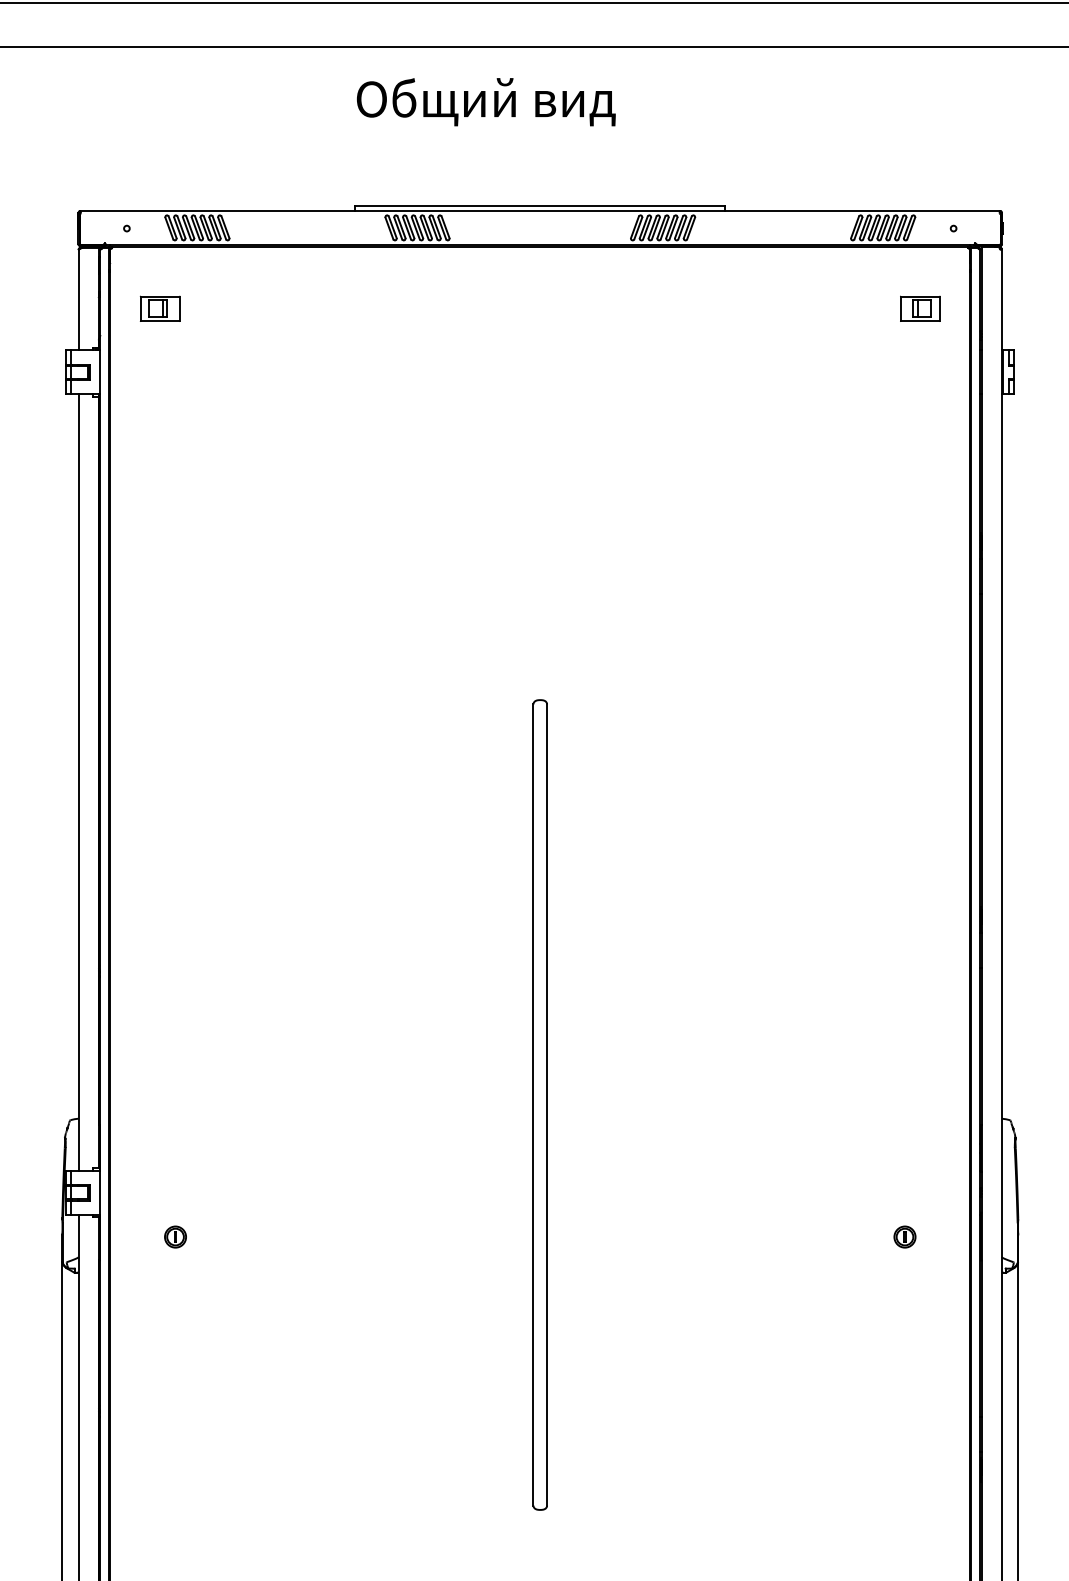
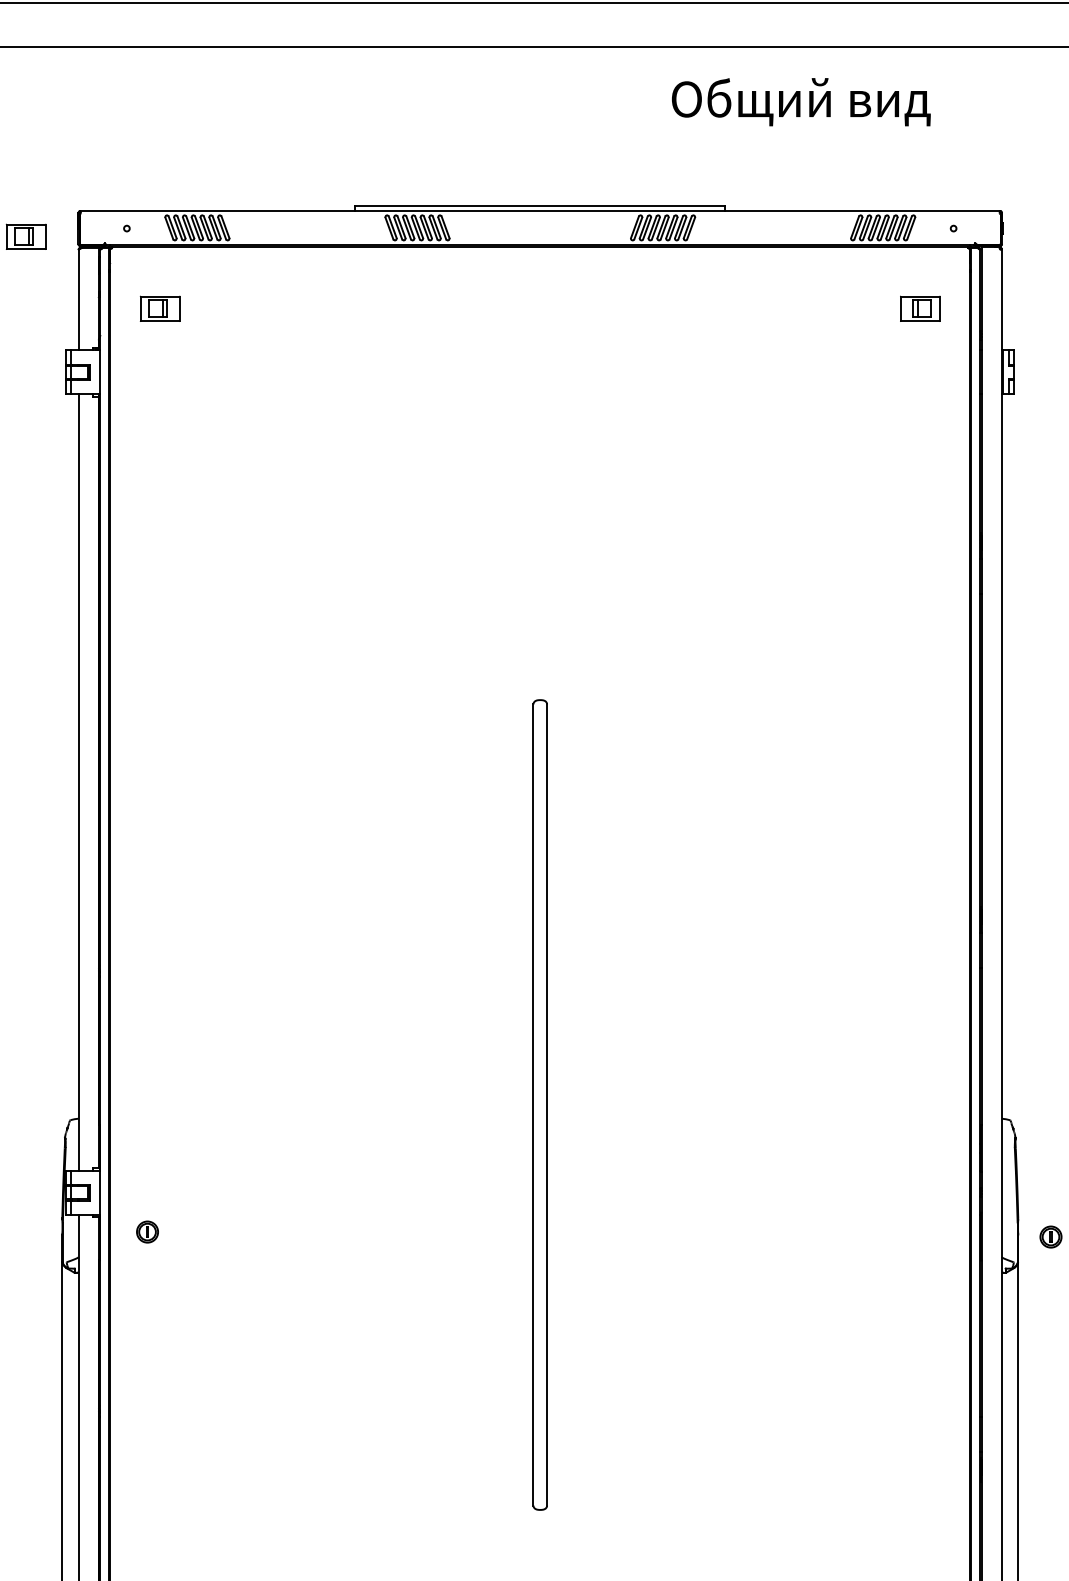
text position: (486, 102) -> (801, 102) (801, 102)
part: none -> present (25, 236)
part position: (175, 1236) -> (147, 1231) (147, 1231)
part position: (904, 1236) -> (1050, 1236) (1050, 1236)
